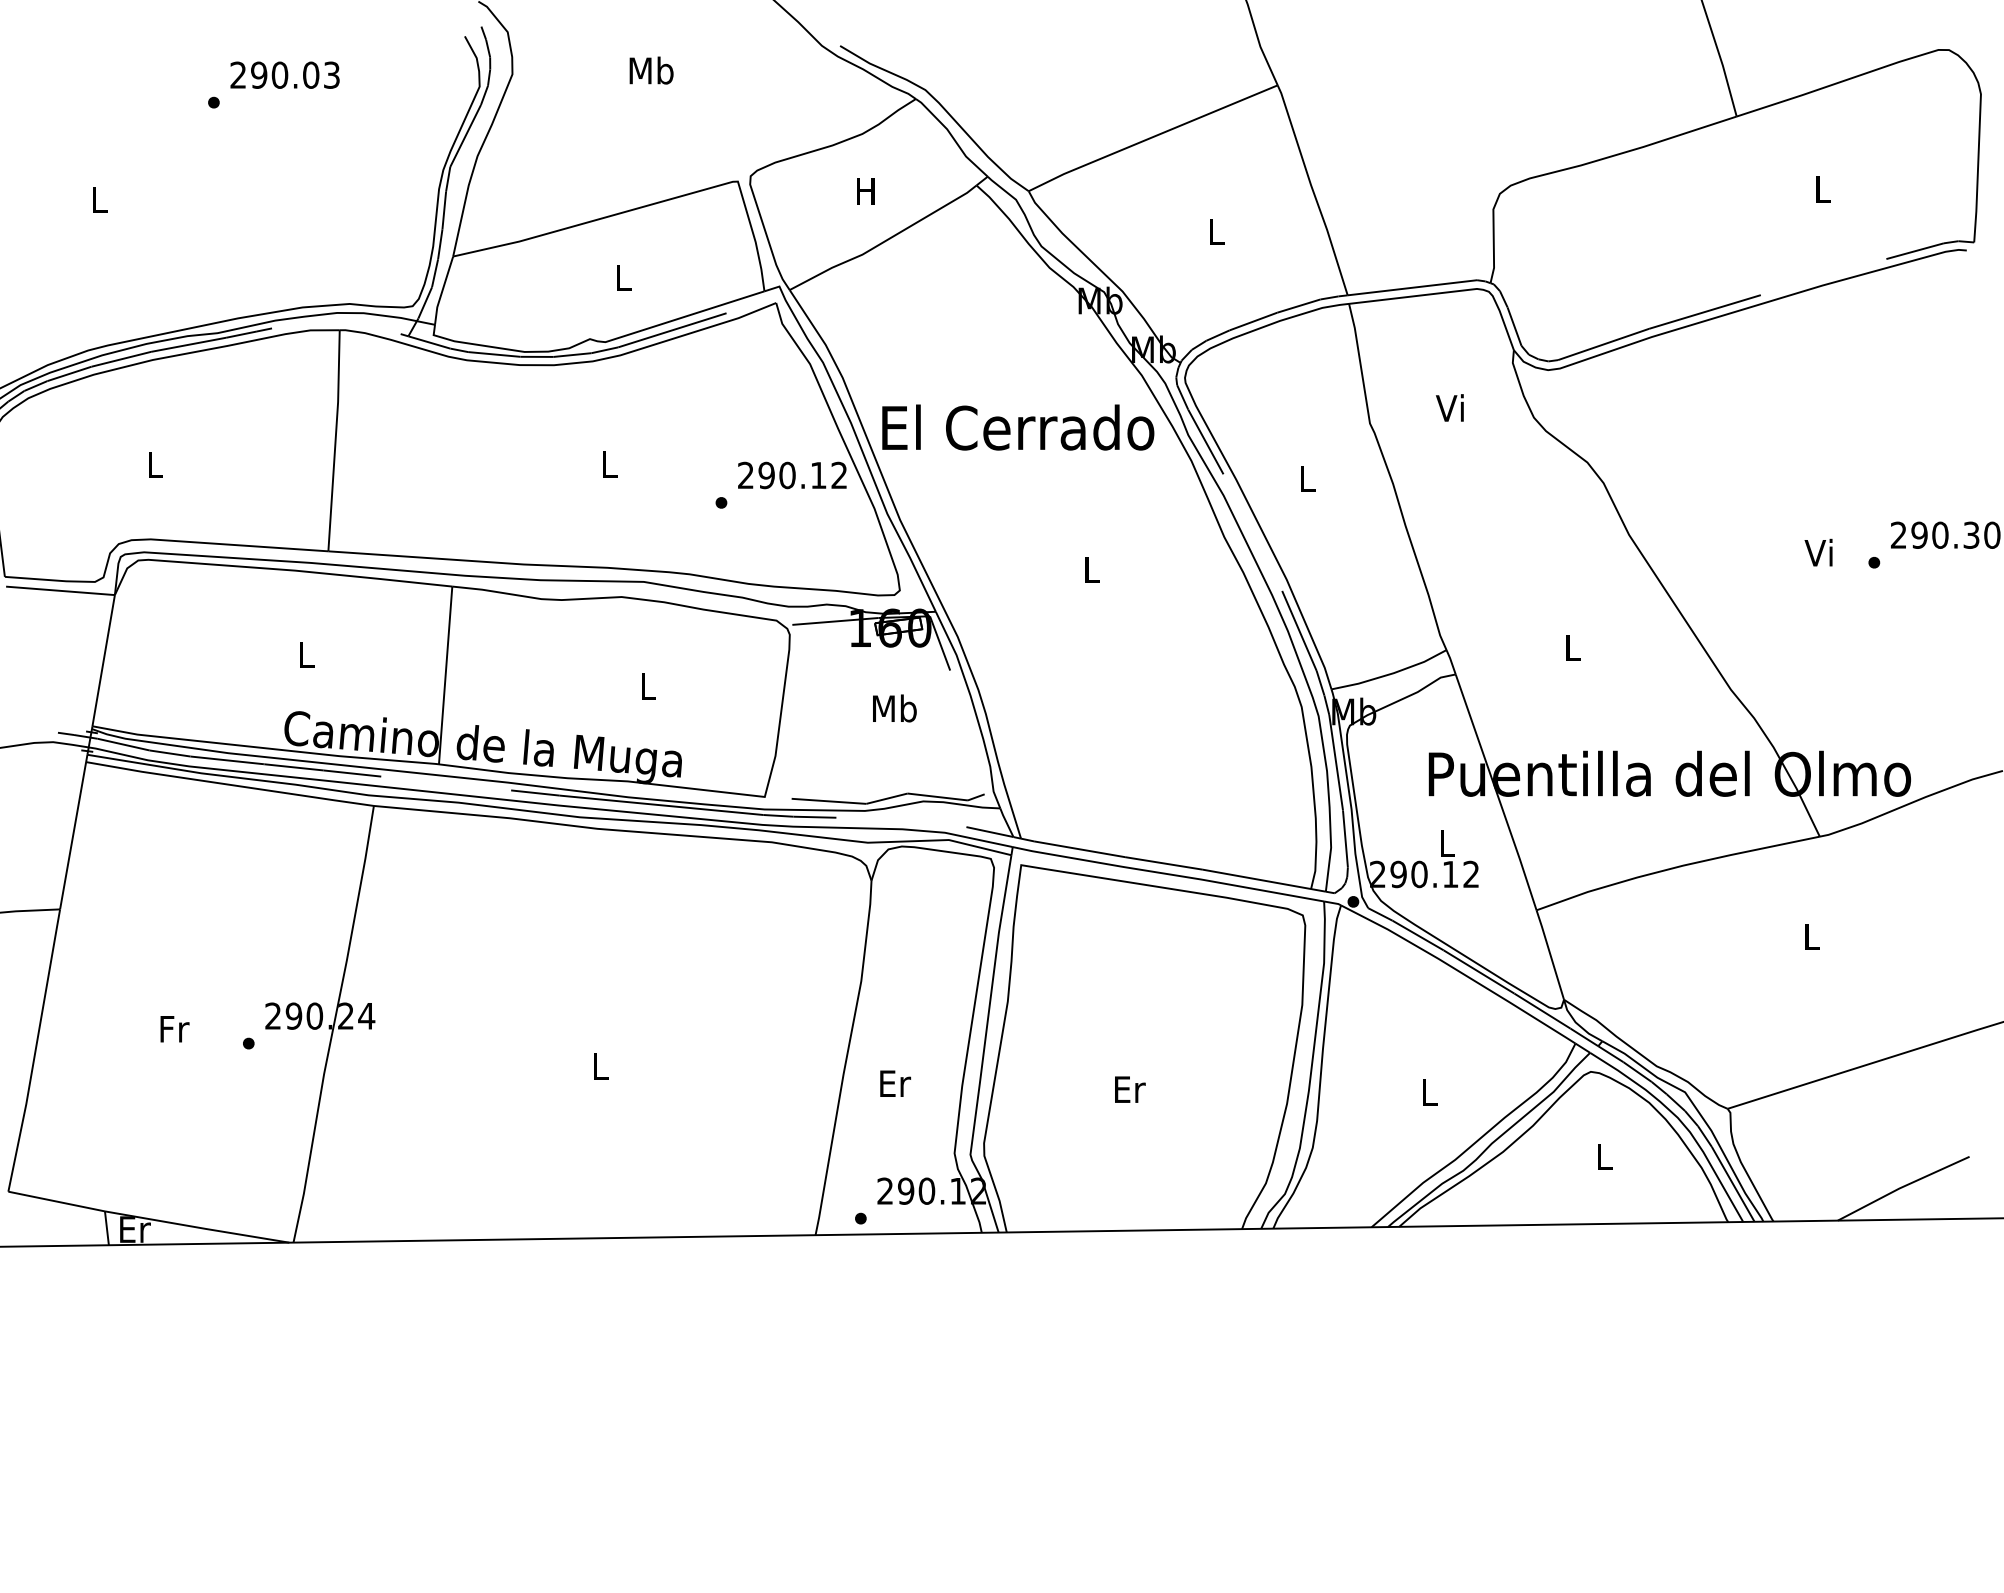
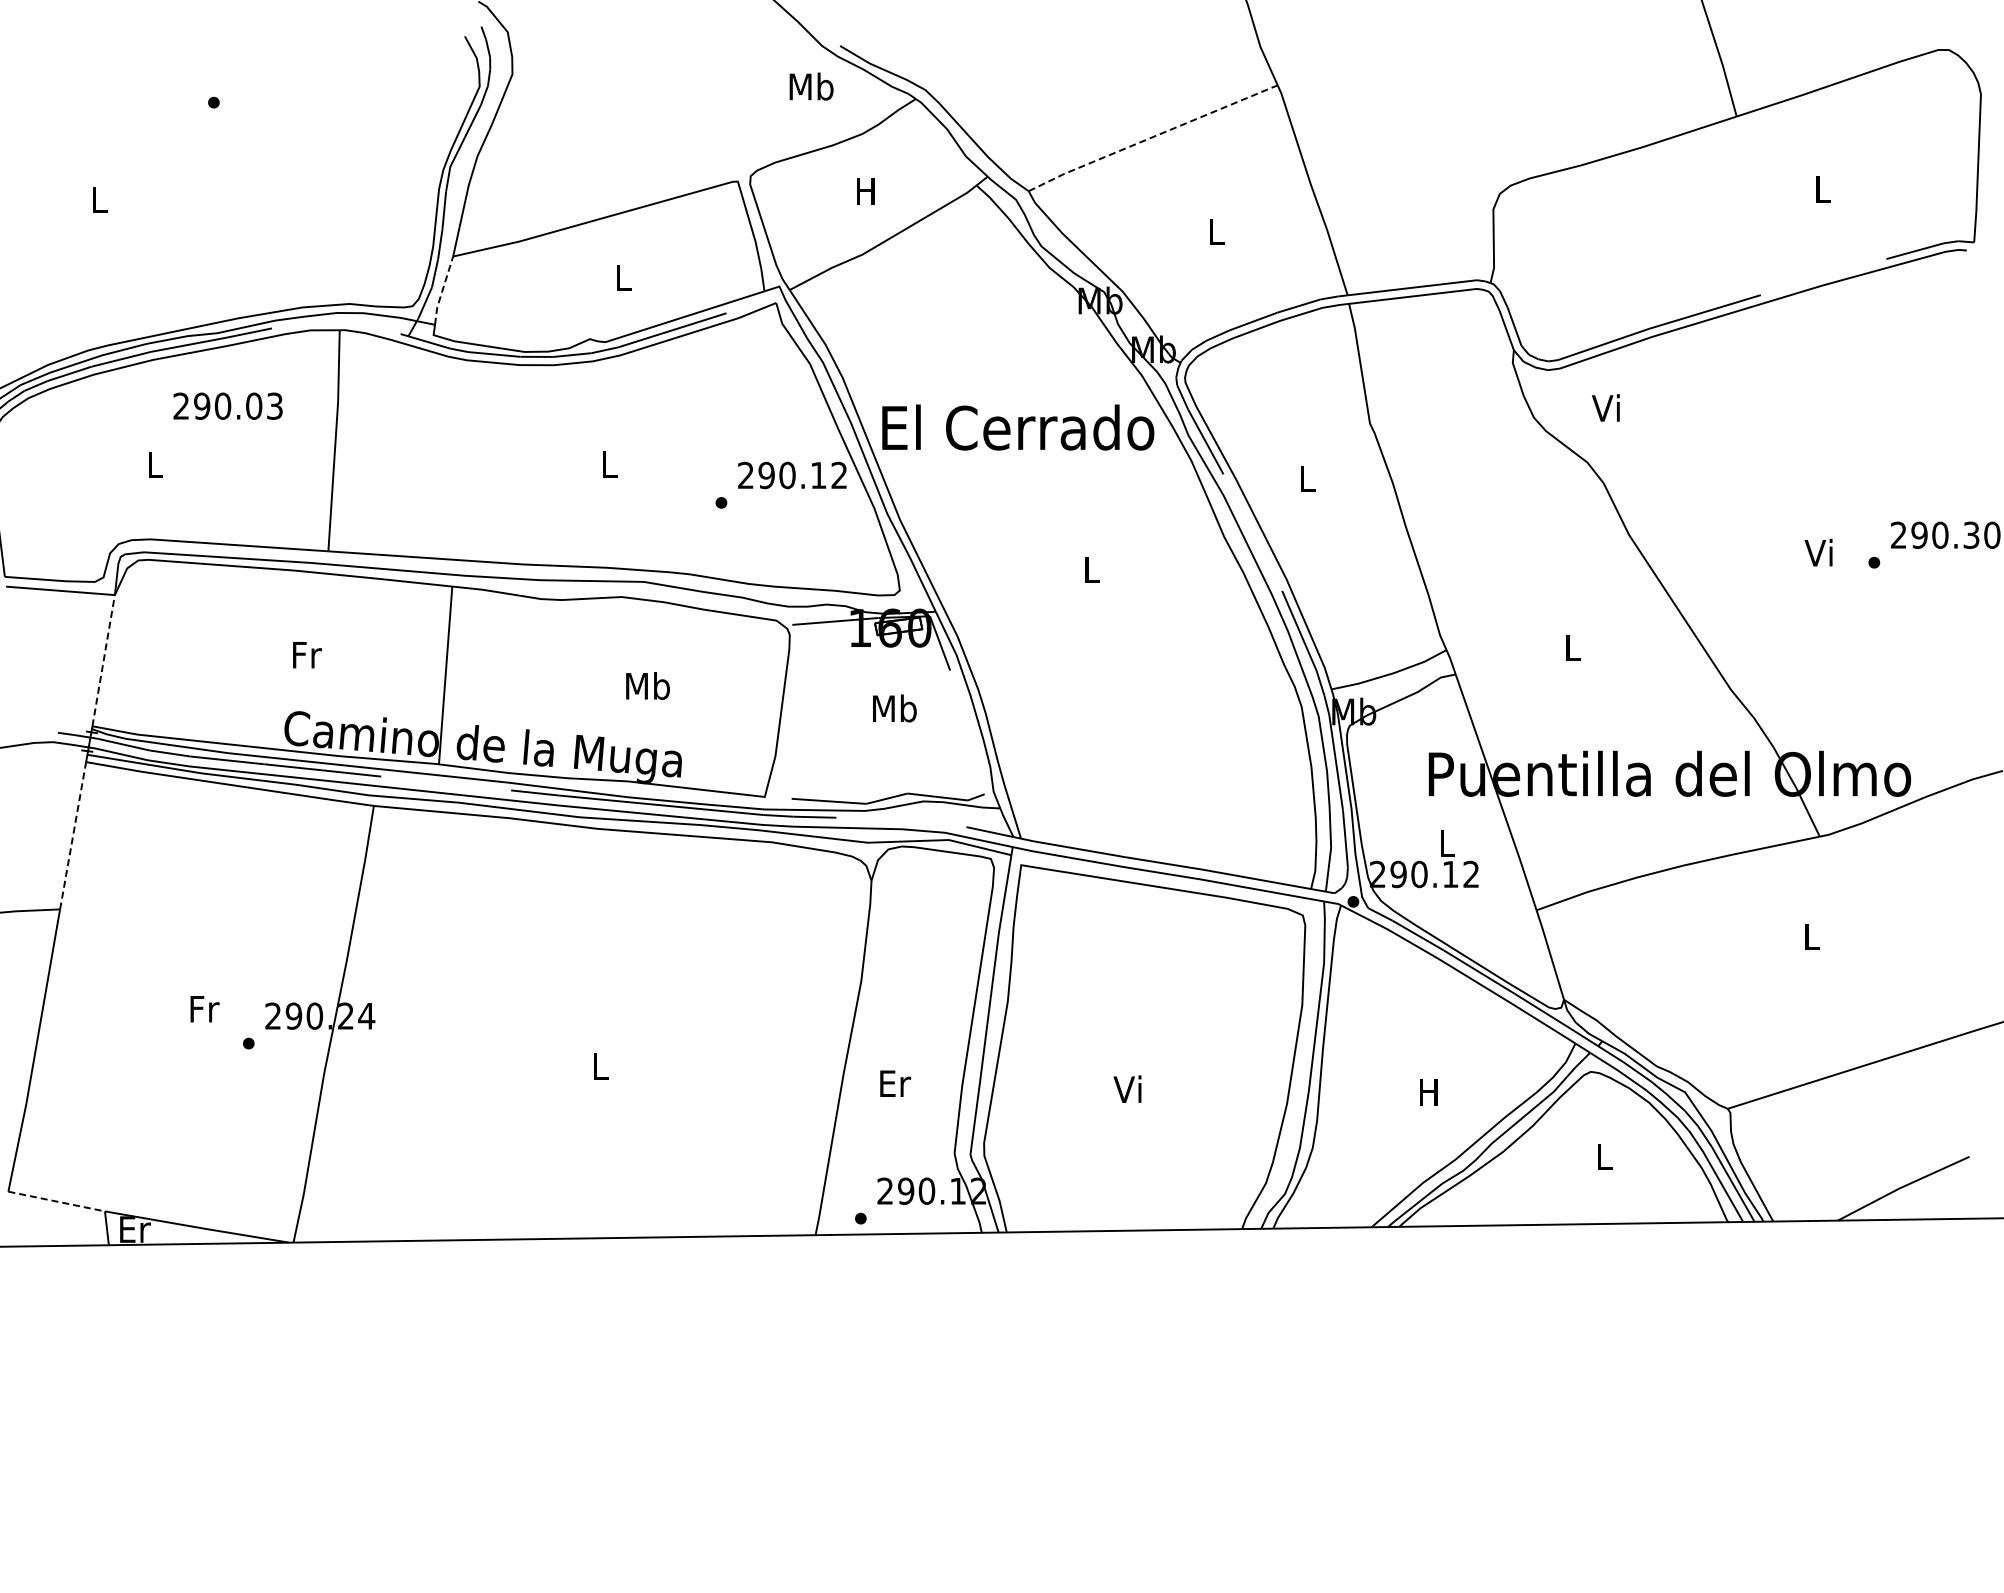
text position: (651, 70) -> (811, 86) (811, 86)
text position: (284, 74) -> (227, 405) (227, 405)
line: solid -> dashed (1152, 137)
line: solid -> dashed (442, 290)
text position: (1449, 407) -> (1605, 407) (1605, 407)
text: L -> Fr (307, 655)
line: solid -> dashed (103, 660)
text: L -> Mb (647, 685)
line: solid -> dashed (73, 835)
text position: (174, 1029) -> (204, 1009) (204, 1009)
text: Er -> Vi (1129, 1088)
text: L -> H (1428, 1092)
line: solid -> dashed (57, 1201)
